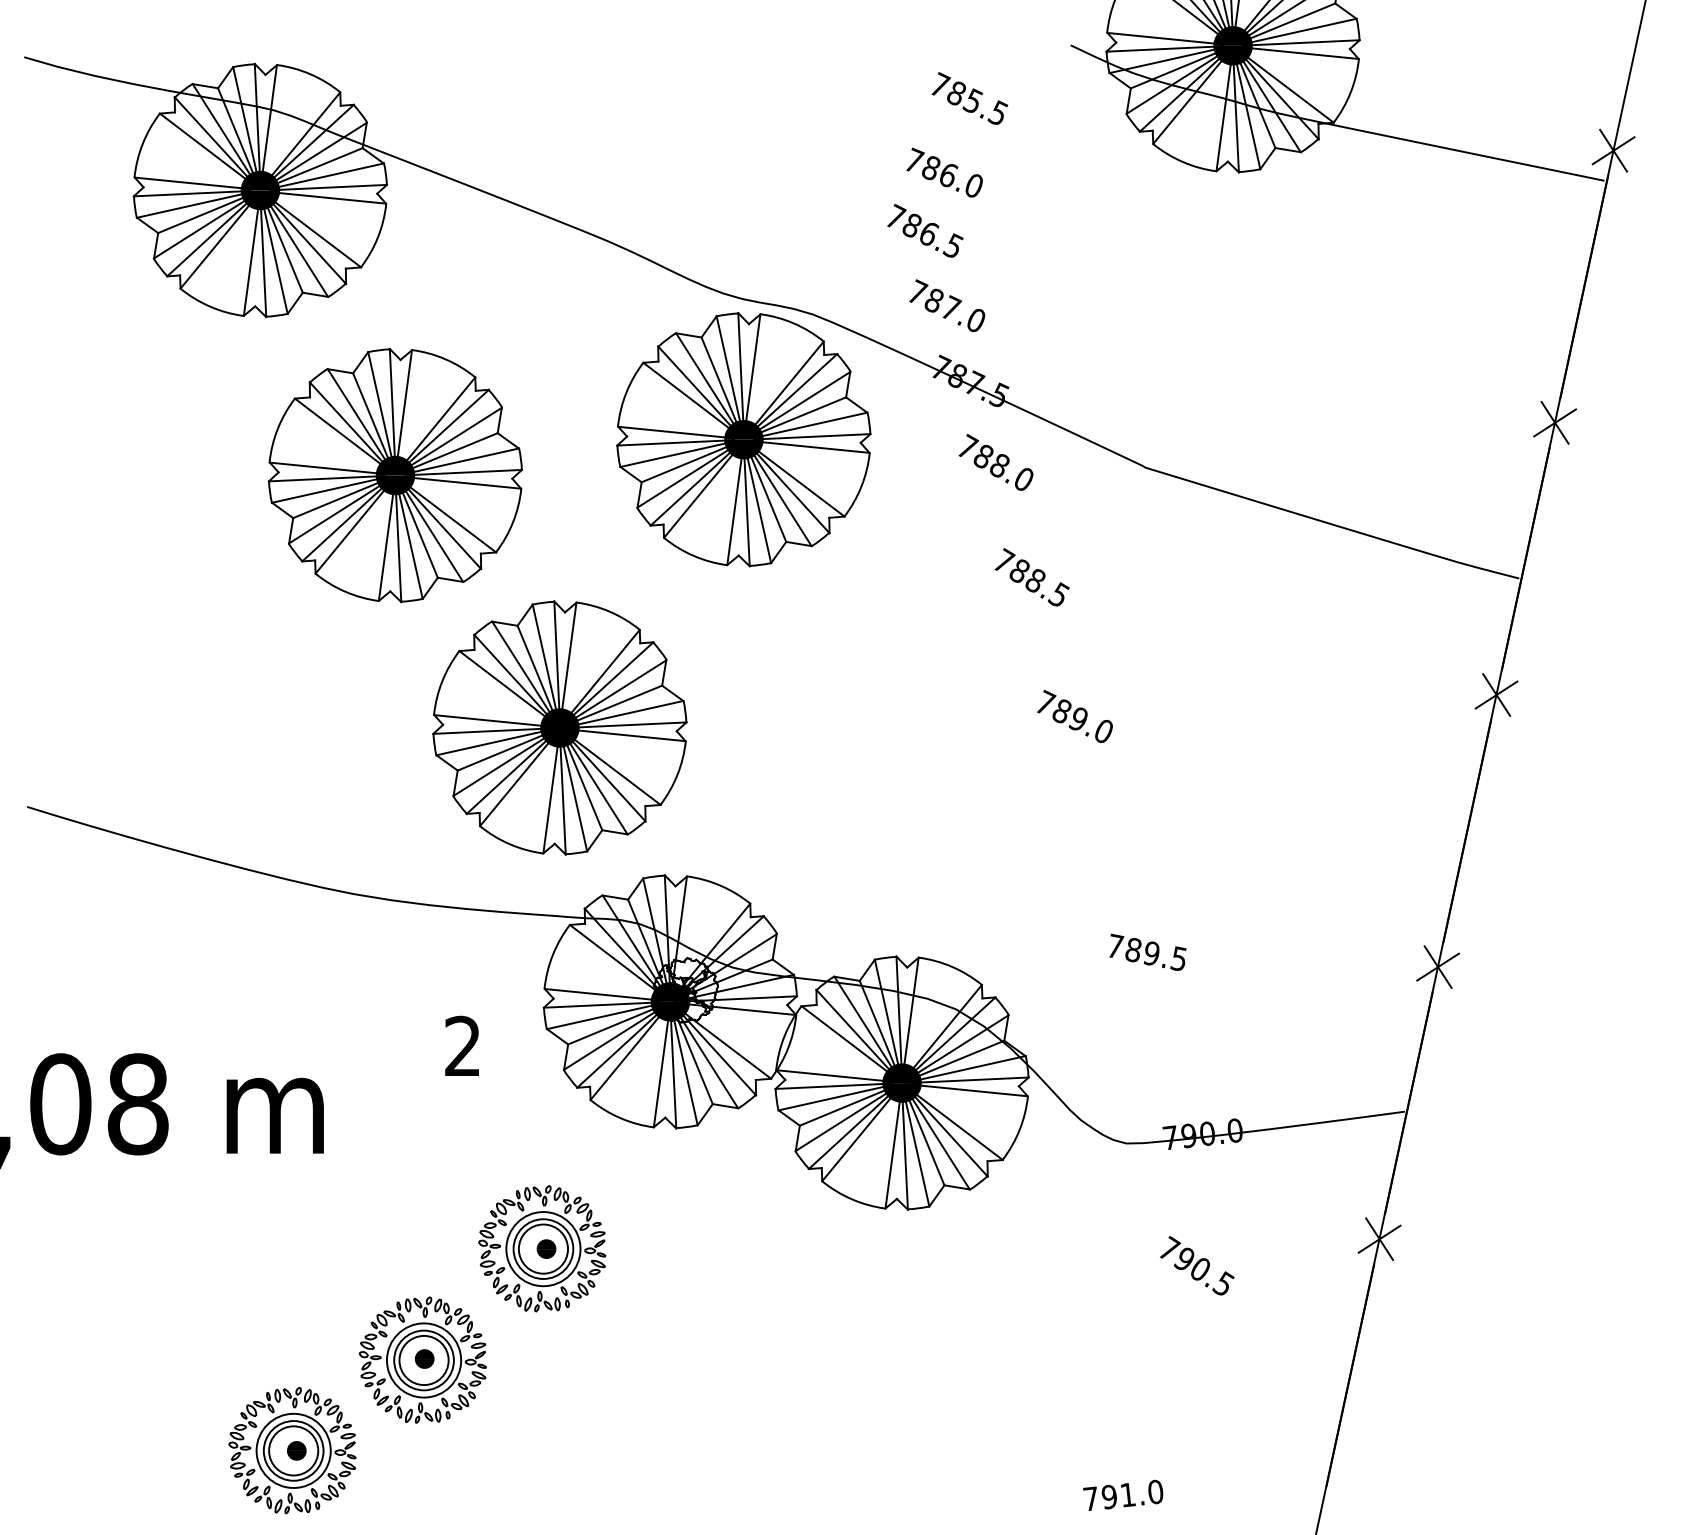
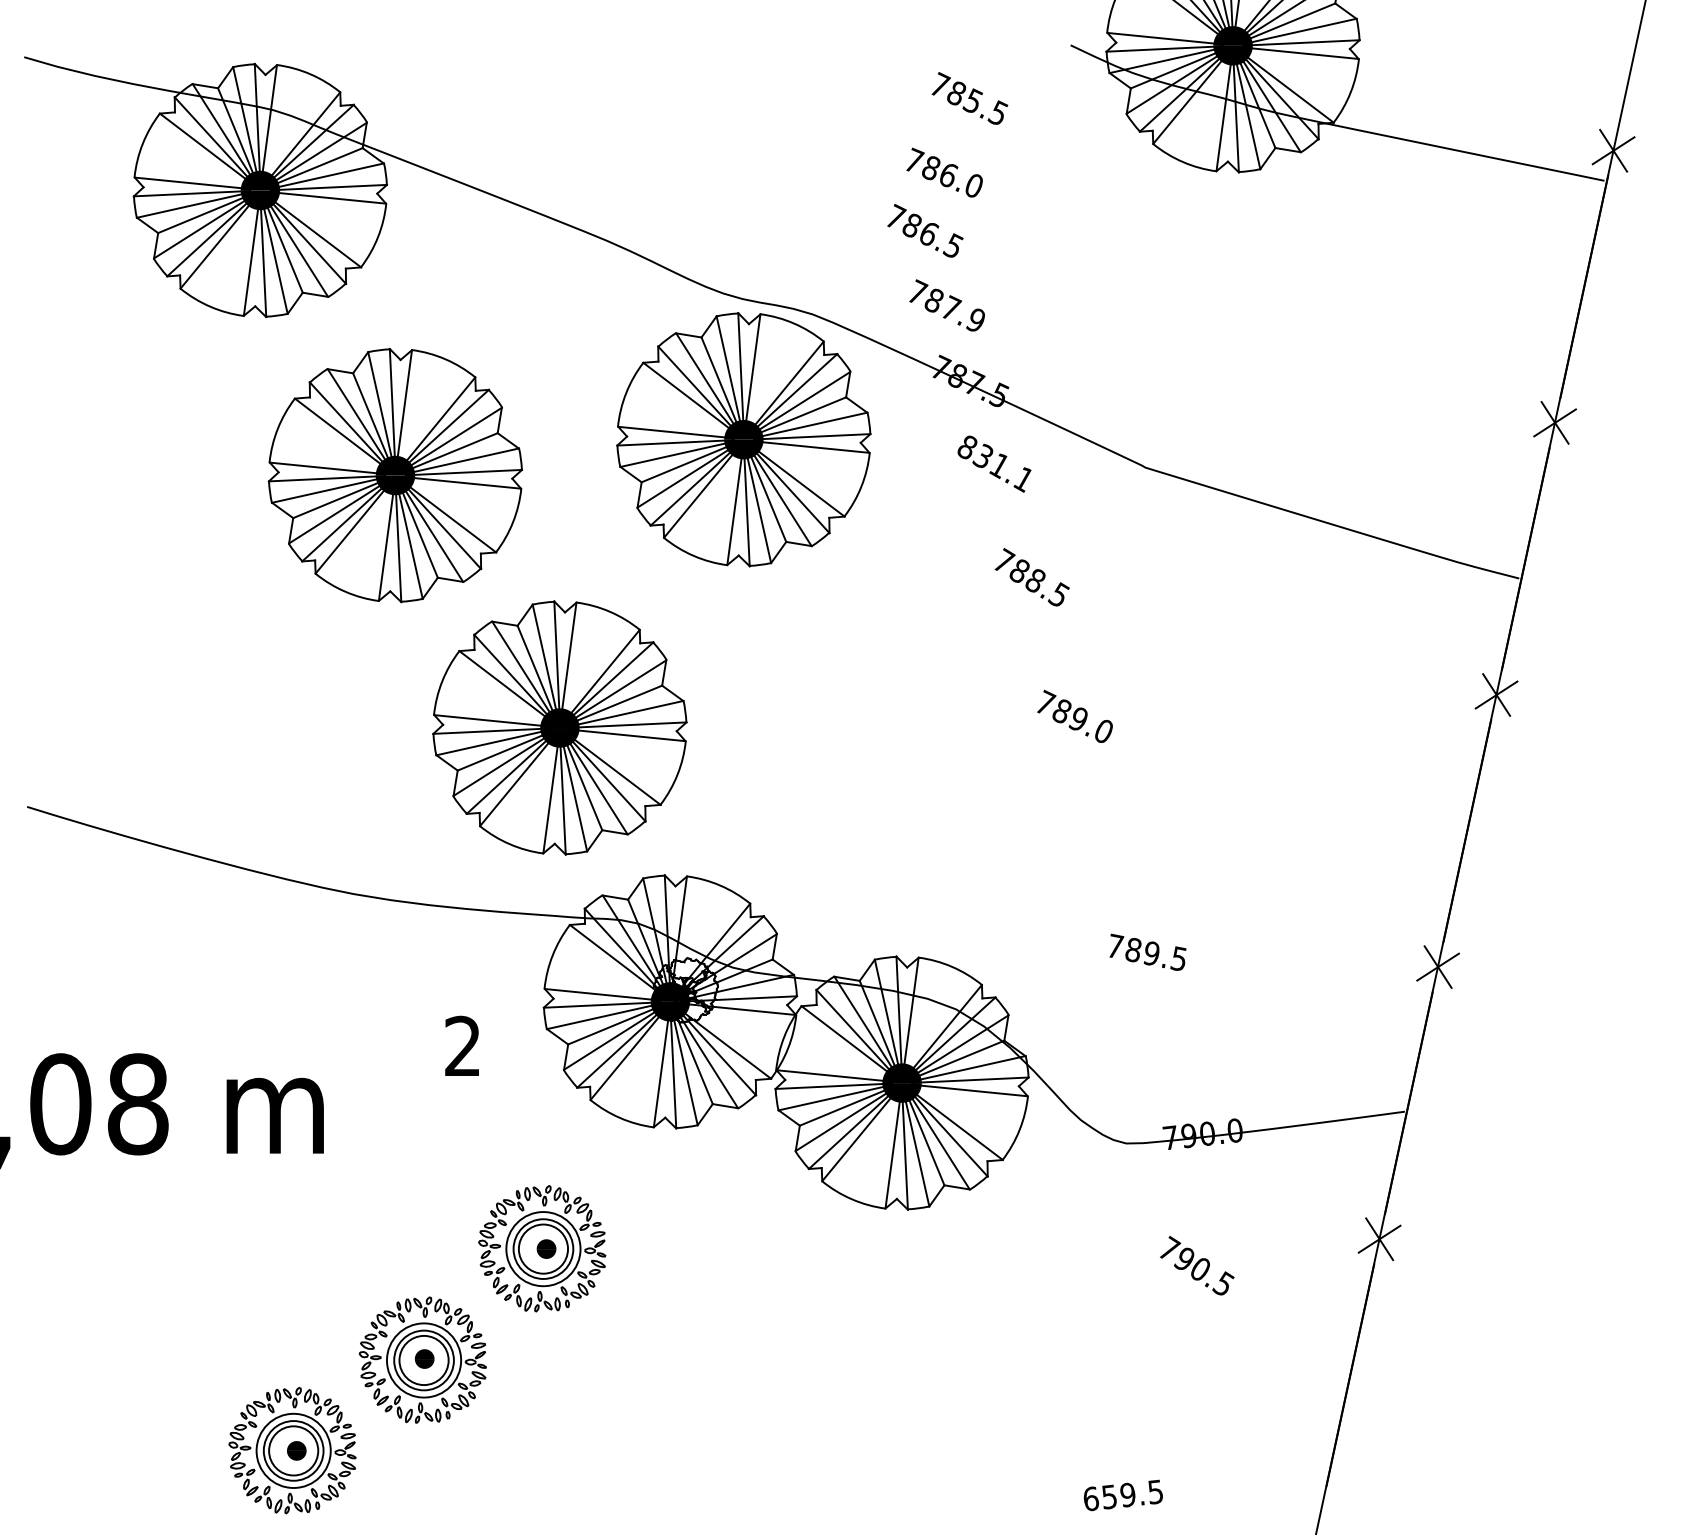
text: 787.0 -> 787.9 (975, 319)
text: 788.0 -> 831.1 (995, 463)
text: 791.0 -> 659.5 (1123, 1495)
